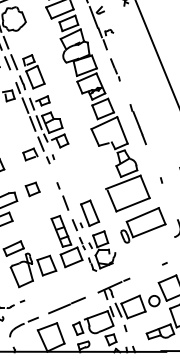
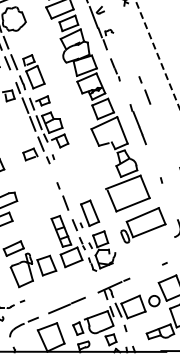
line: solid -> dashed (157, 54)
part: none -> present (144, 90)
part: present -> none (32, 189)
